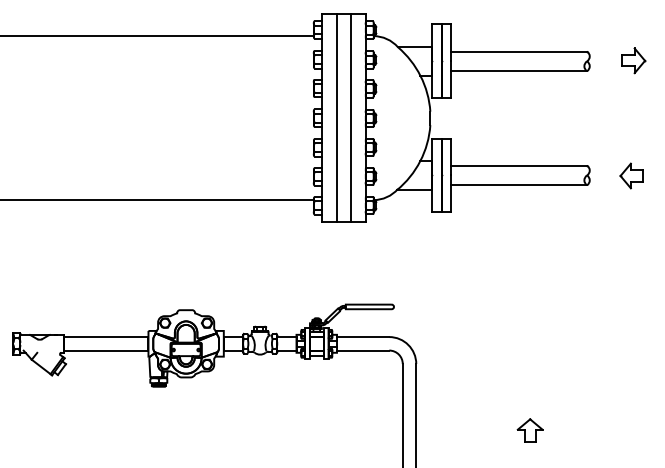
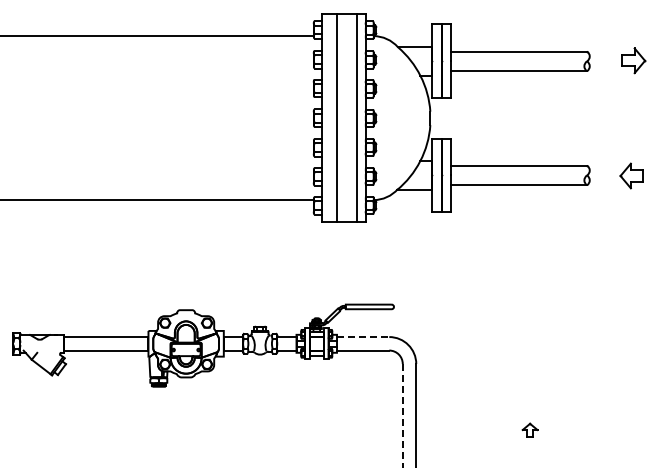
line position: (351, 117) -> (357, 117) (357, 117)
line: solid -> dashed (363, 337)
line: solid -> dashed (402, 415)
part size: 28x25 px -> 18x16 px (529, 429)
